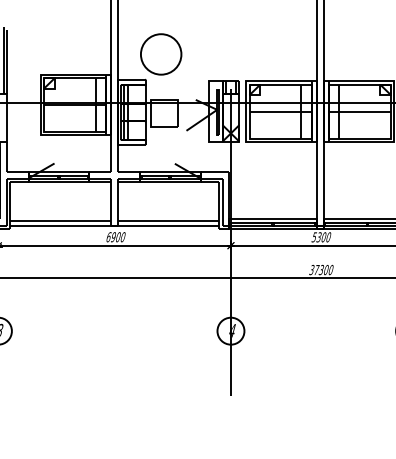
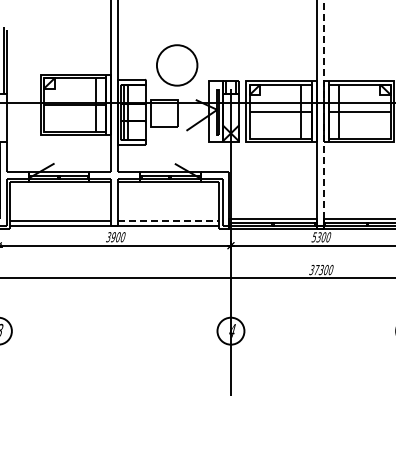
circle position: (161, 54) -> (177, 65) (177, 65)
line: solid -> dashed (323, 109)
line: solid -> dashed (168, 220)
text: 6900 -> 3900 (108, 237)
